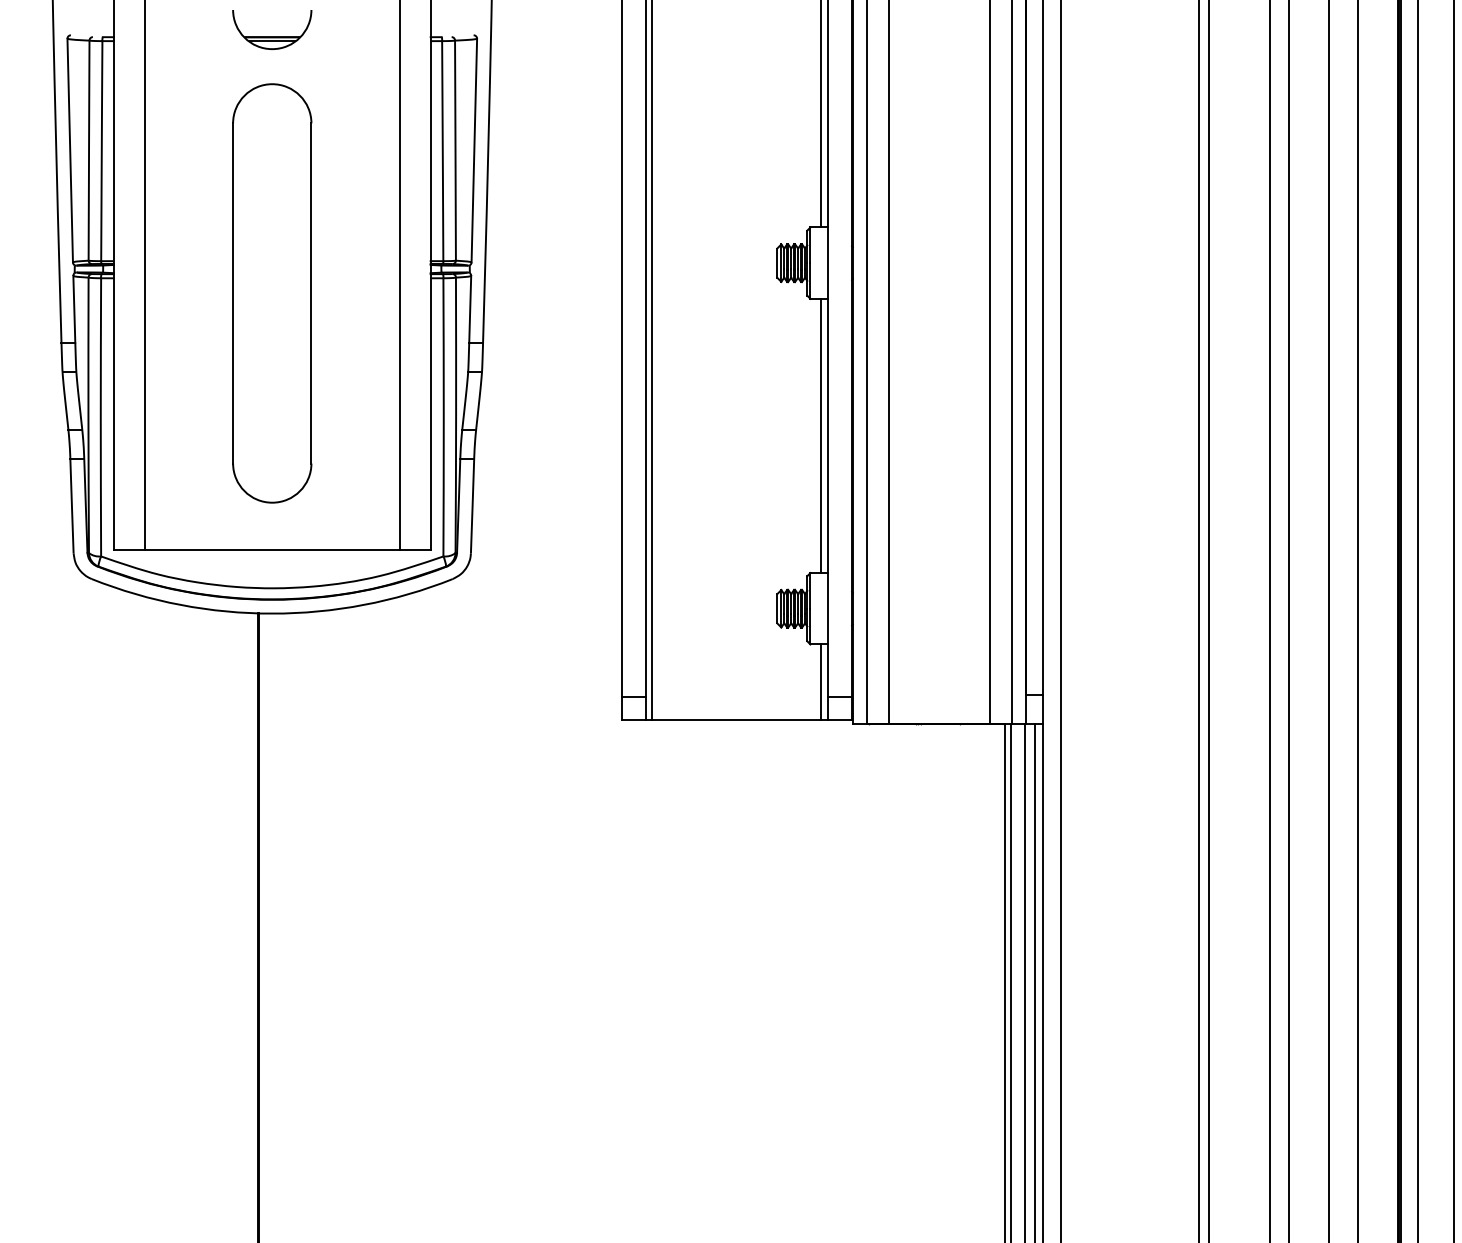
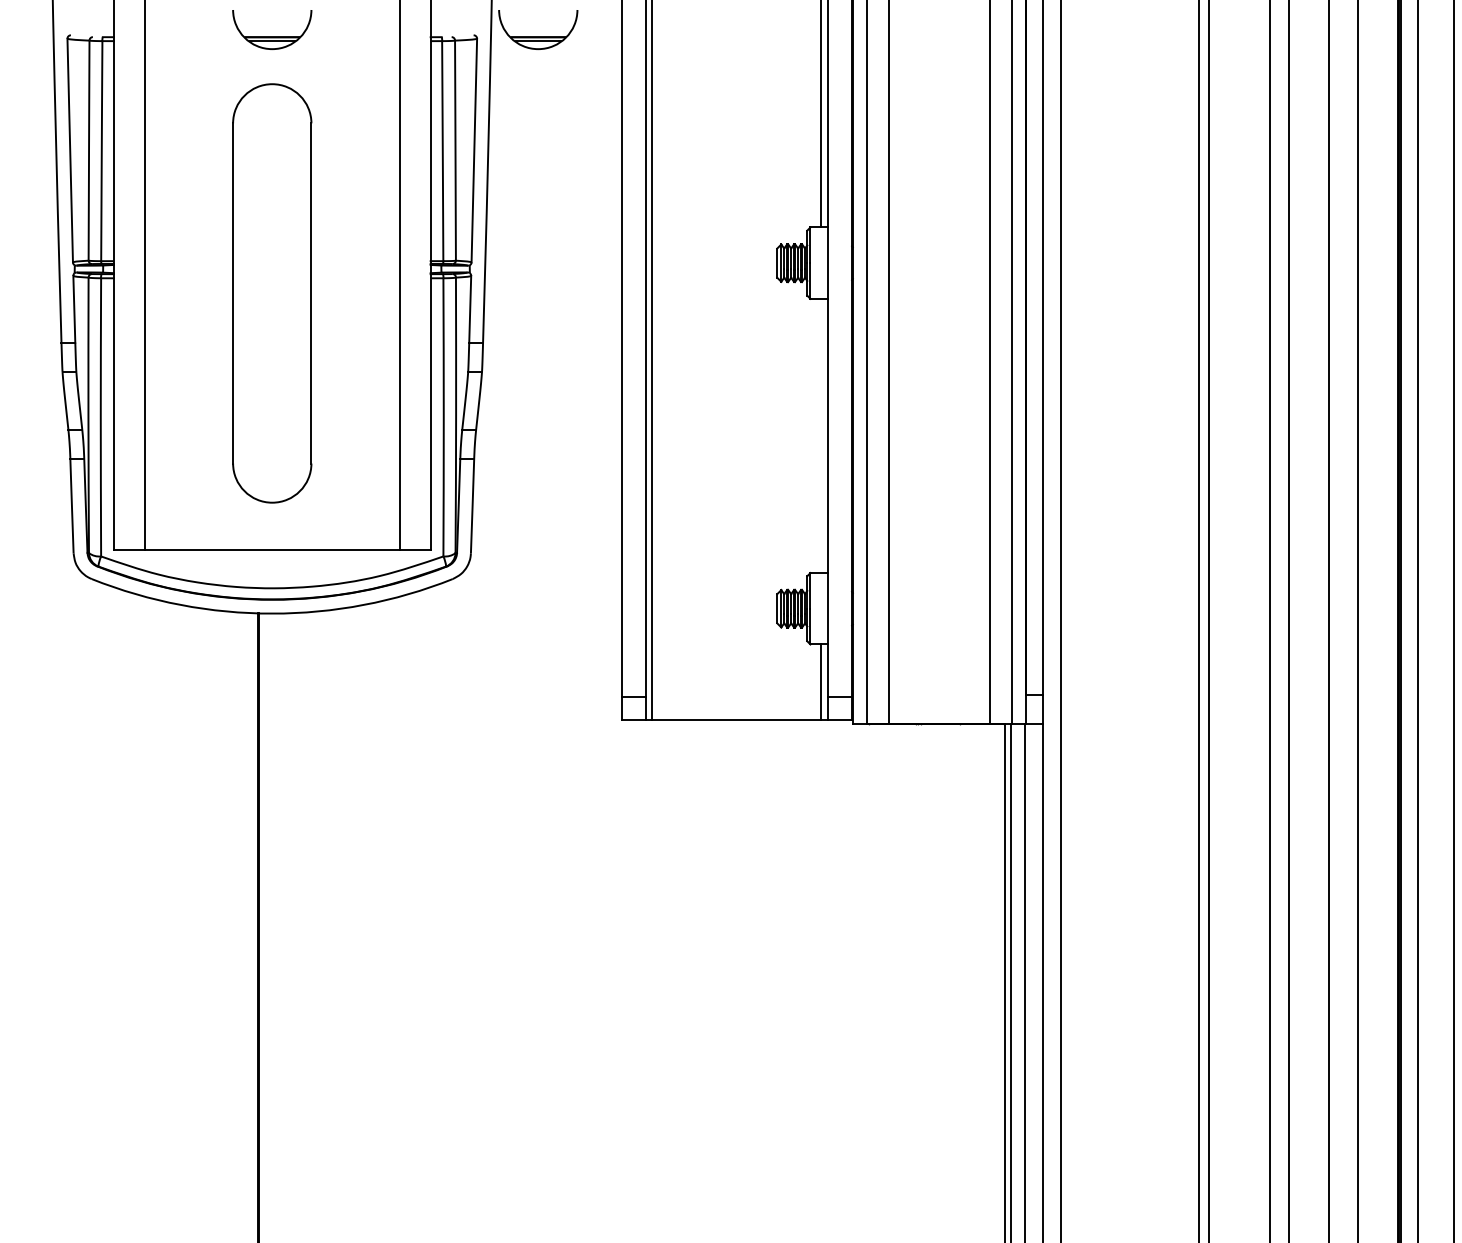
part: none -> present (538, 36)
line: present -> none (821, 435)
line: present -> none (1034, 981)
